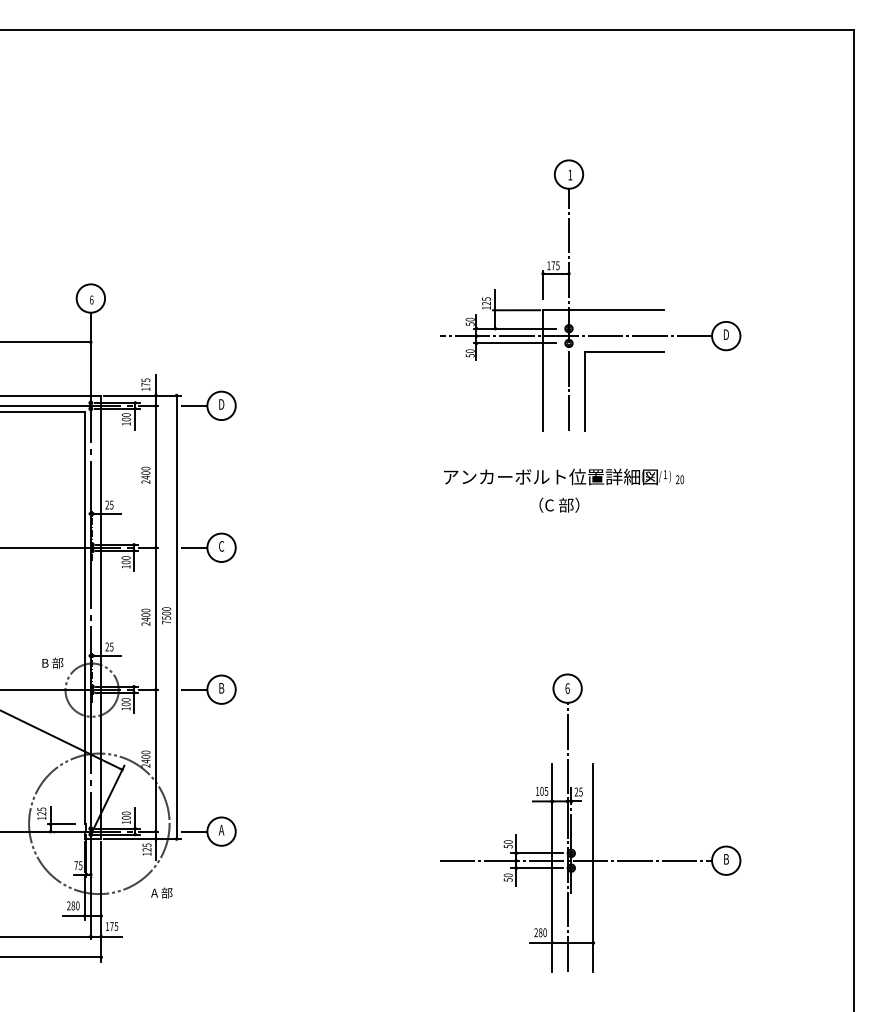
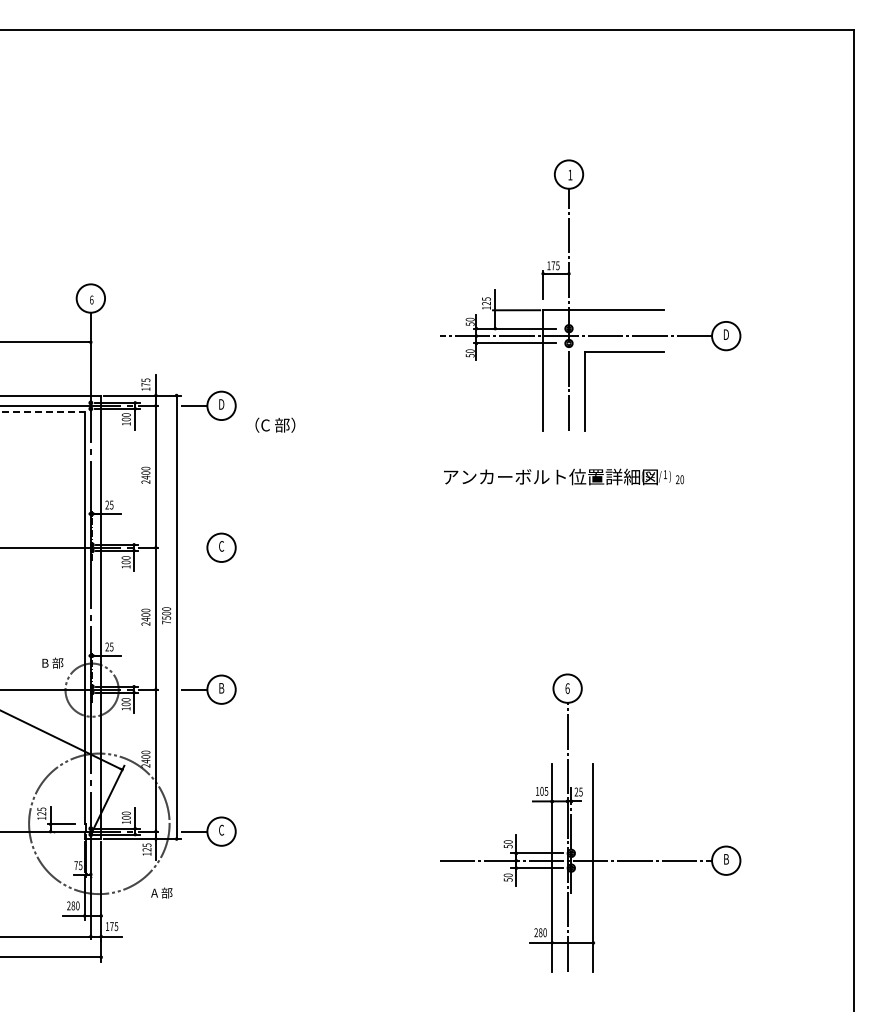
line: solid -> dashed (42, 412)
text position: (559, 504) -> (275, 424) (275, 424)
line: present -> none (194, 547)
text: A -> C (221, 829)
